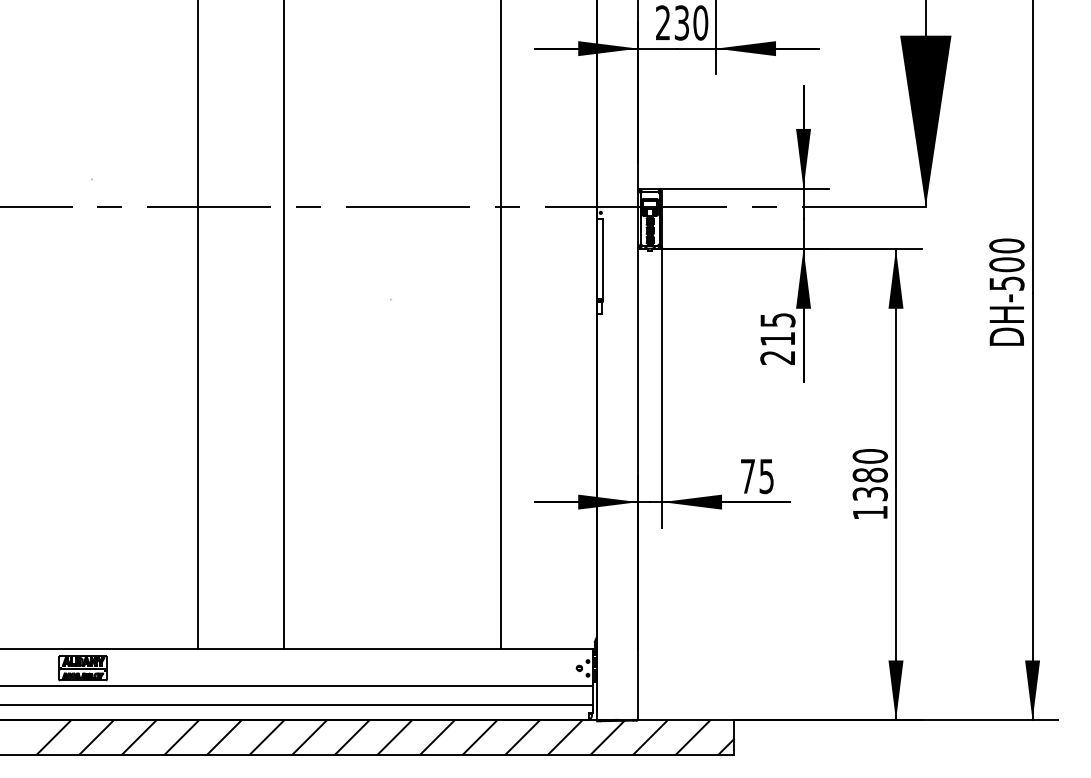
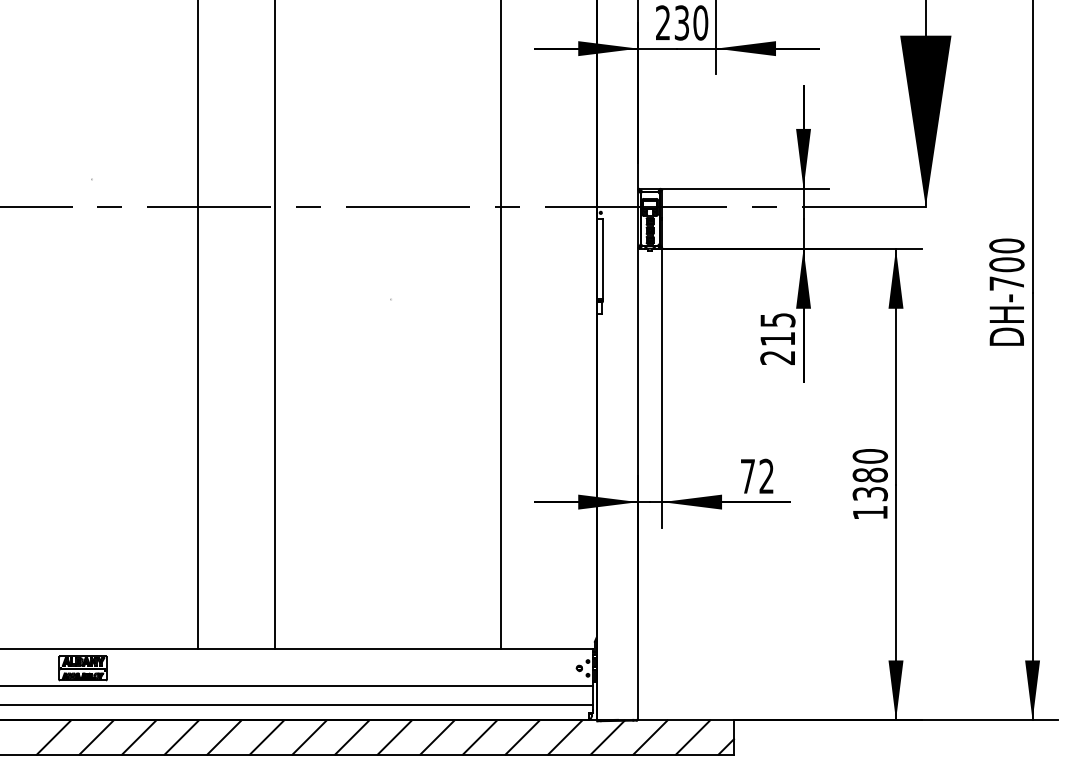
text: DH-500 -> DH-700 (1006, 283)
line position: (283, 325) -> (274, 325) (274, 325)
text: 75 -> 72 (766, 476)
